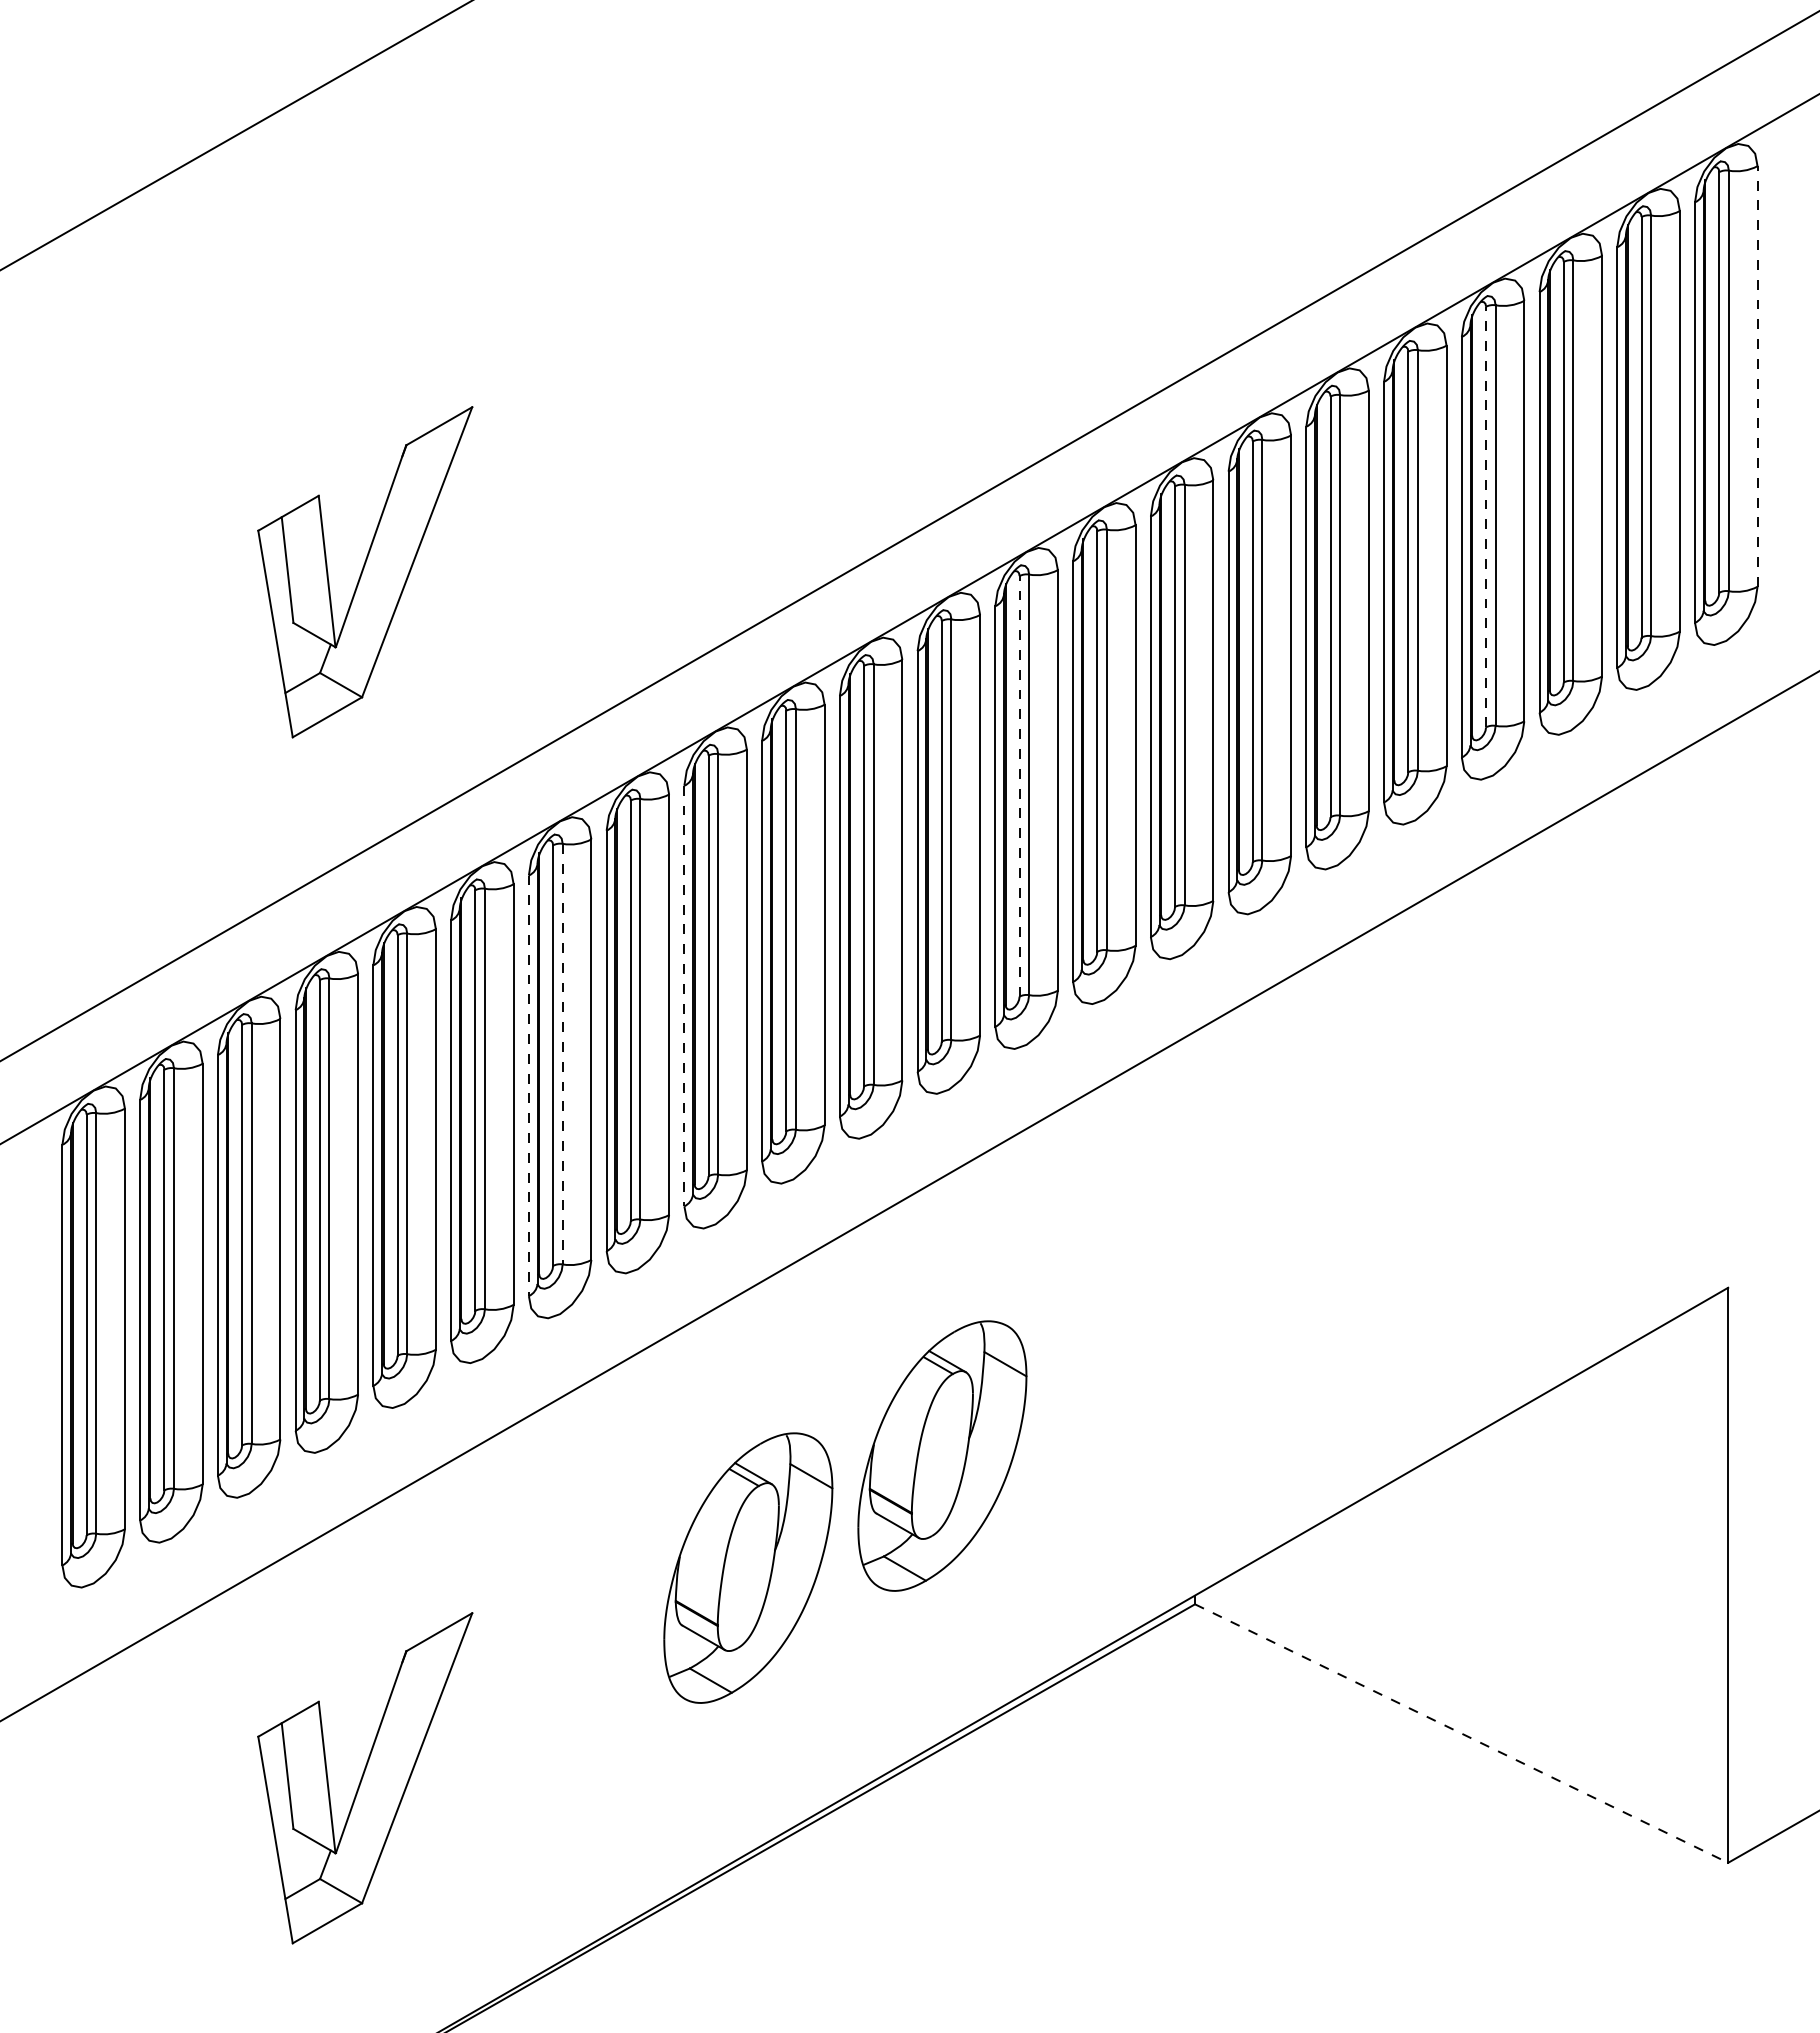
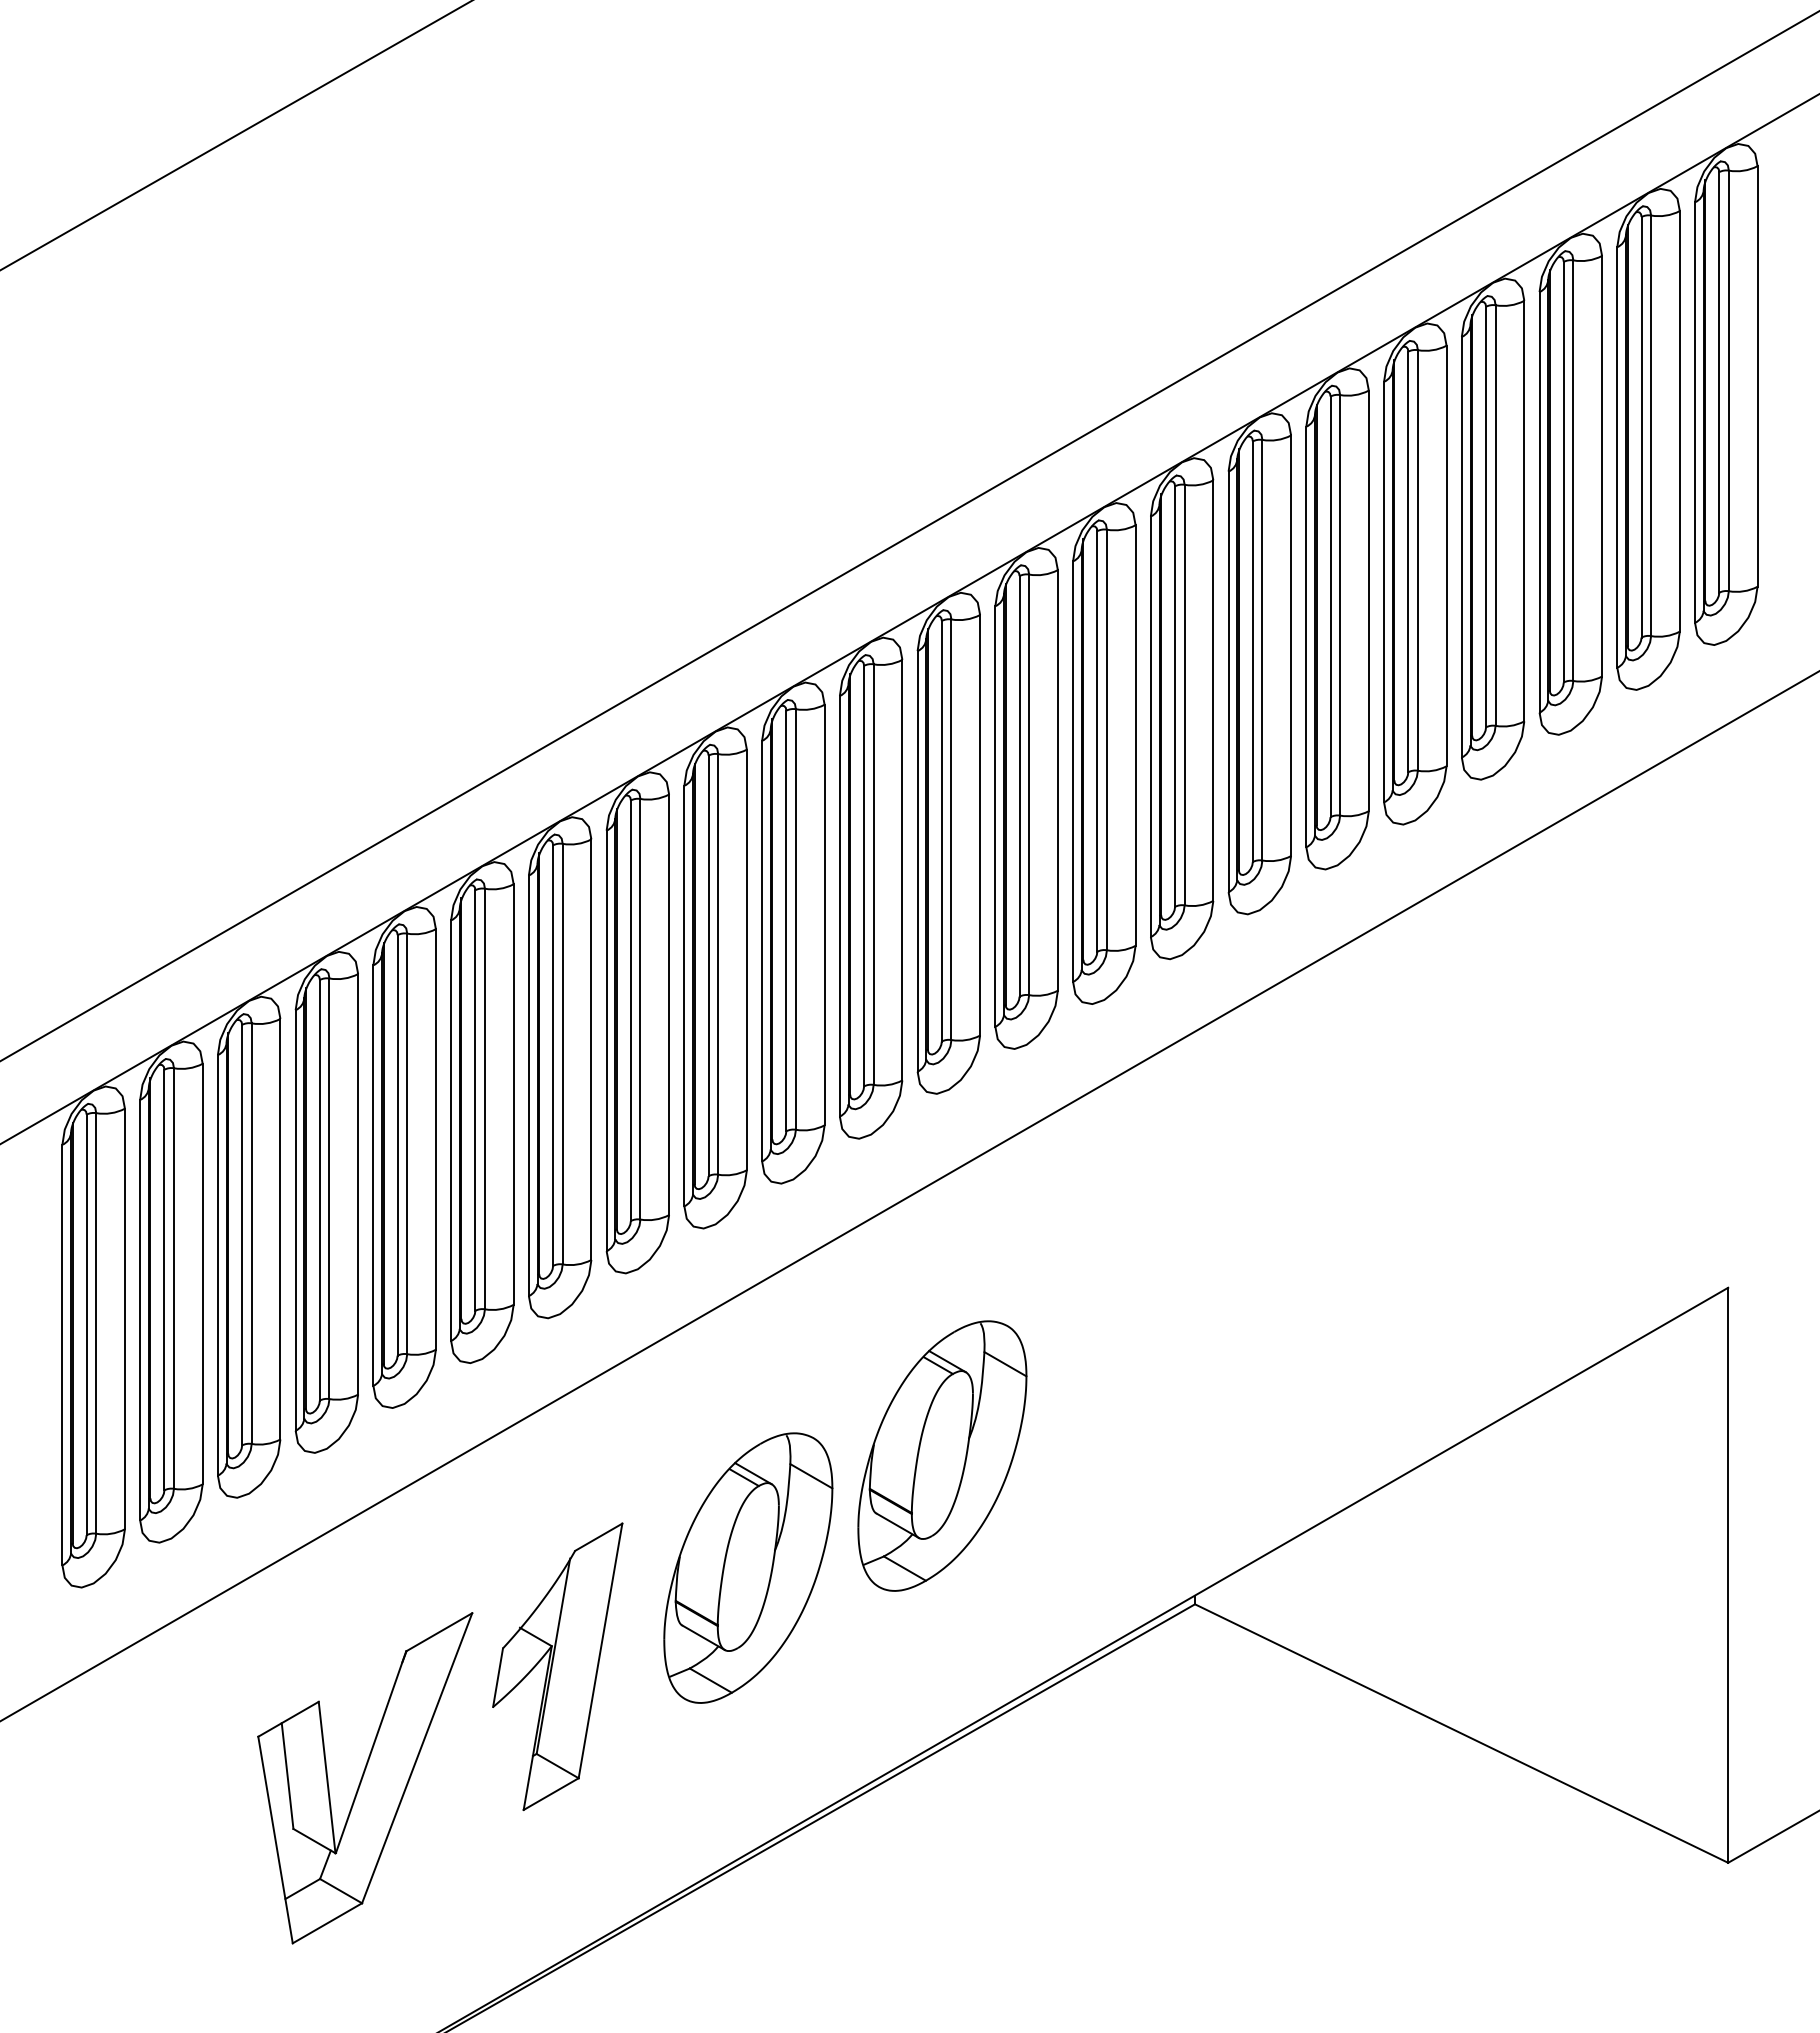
line: dashed -> solid (1757, 375)
line: dashed -> solid (1486, 516)
part: present -> none (365, 572)
line: dashed -> solid (1019, 785)
line: dashed -> solid (684, 996)
line: dashed -> solid (562, 1054)
line: dashed -> solid (528, 1086)
part: none -> present (557, 1666)
line: dashed -> solid (1462, 1733)
